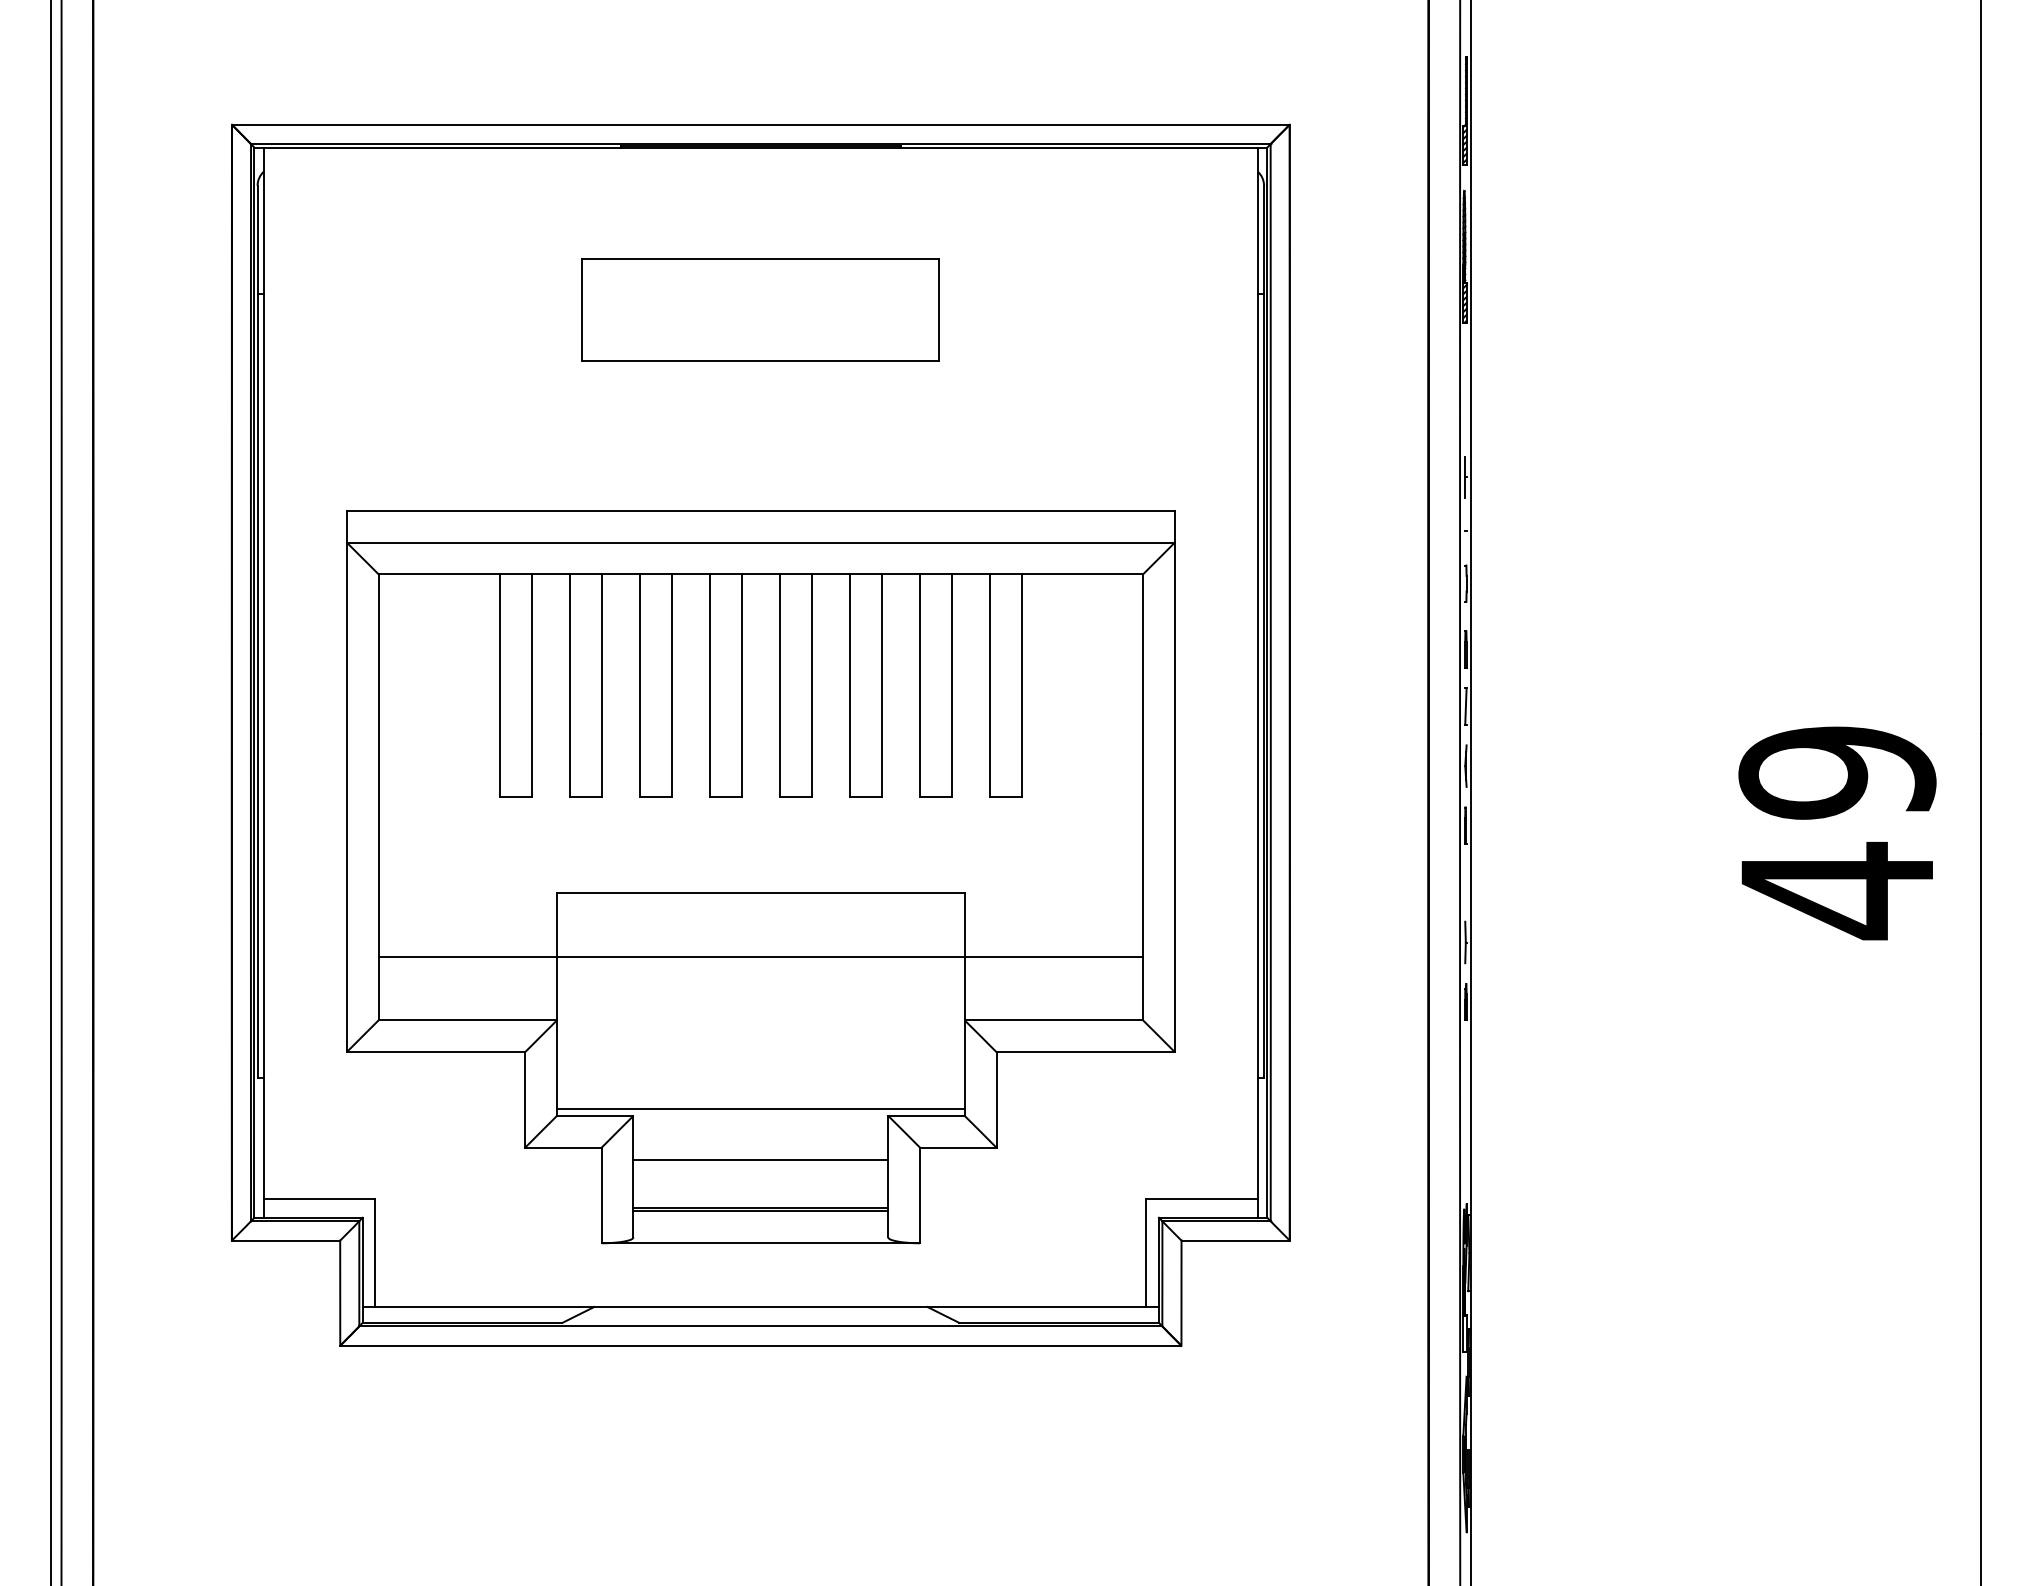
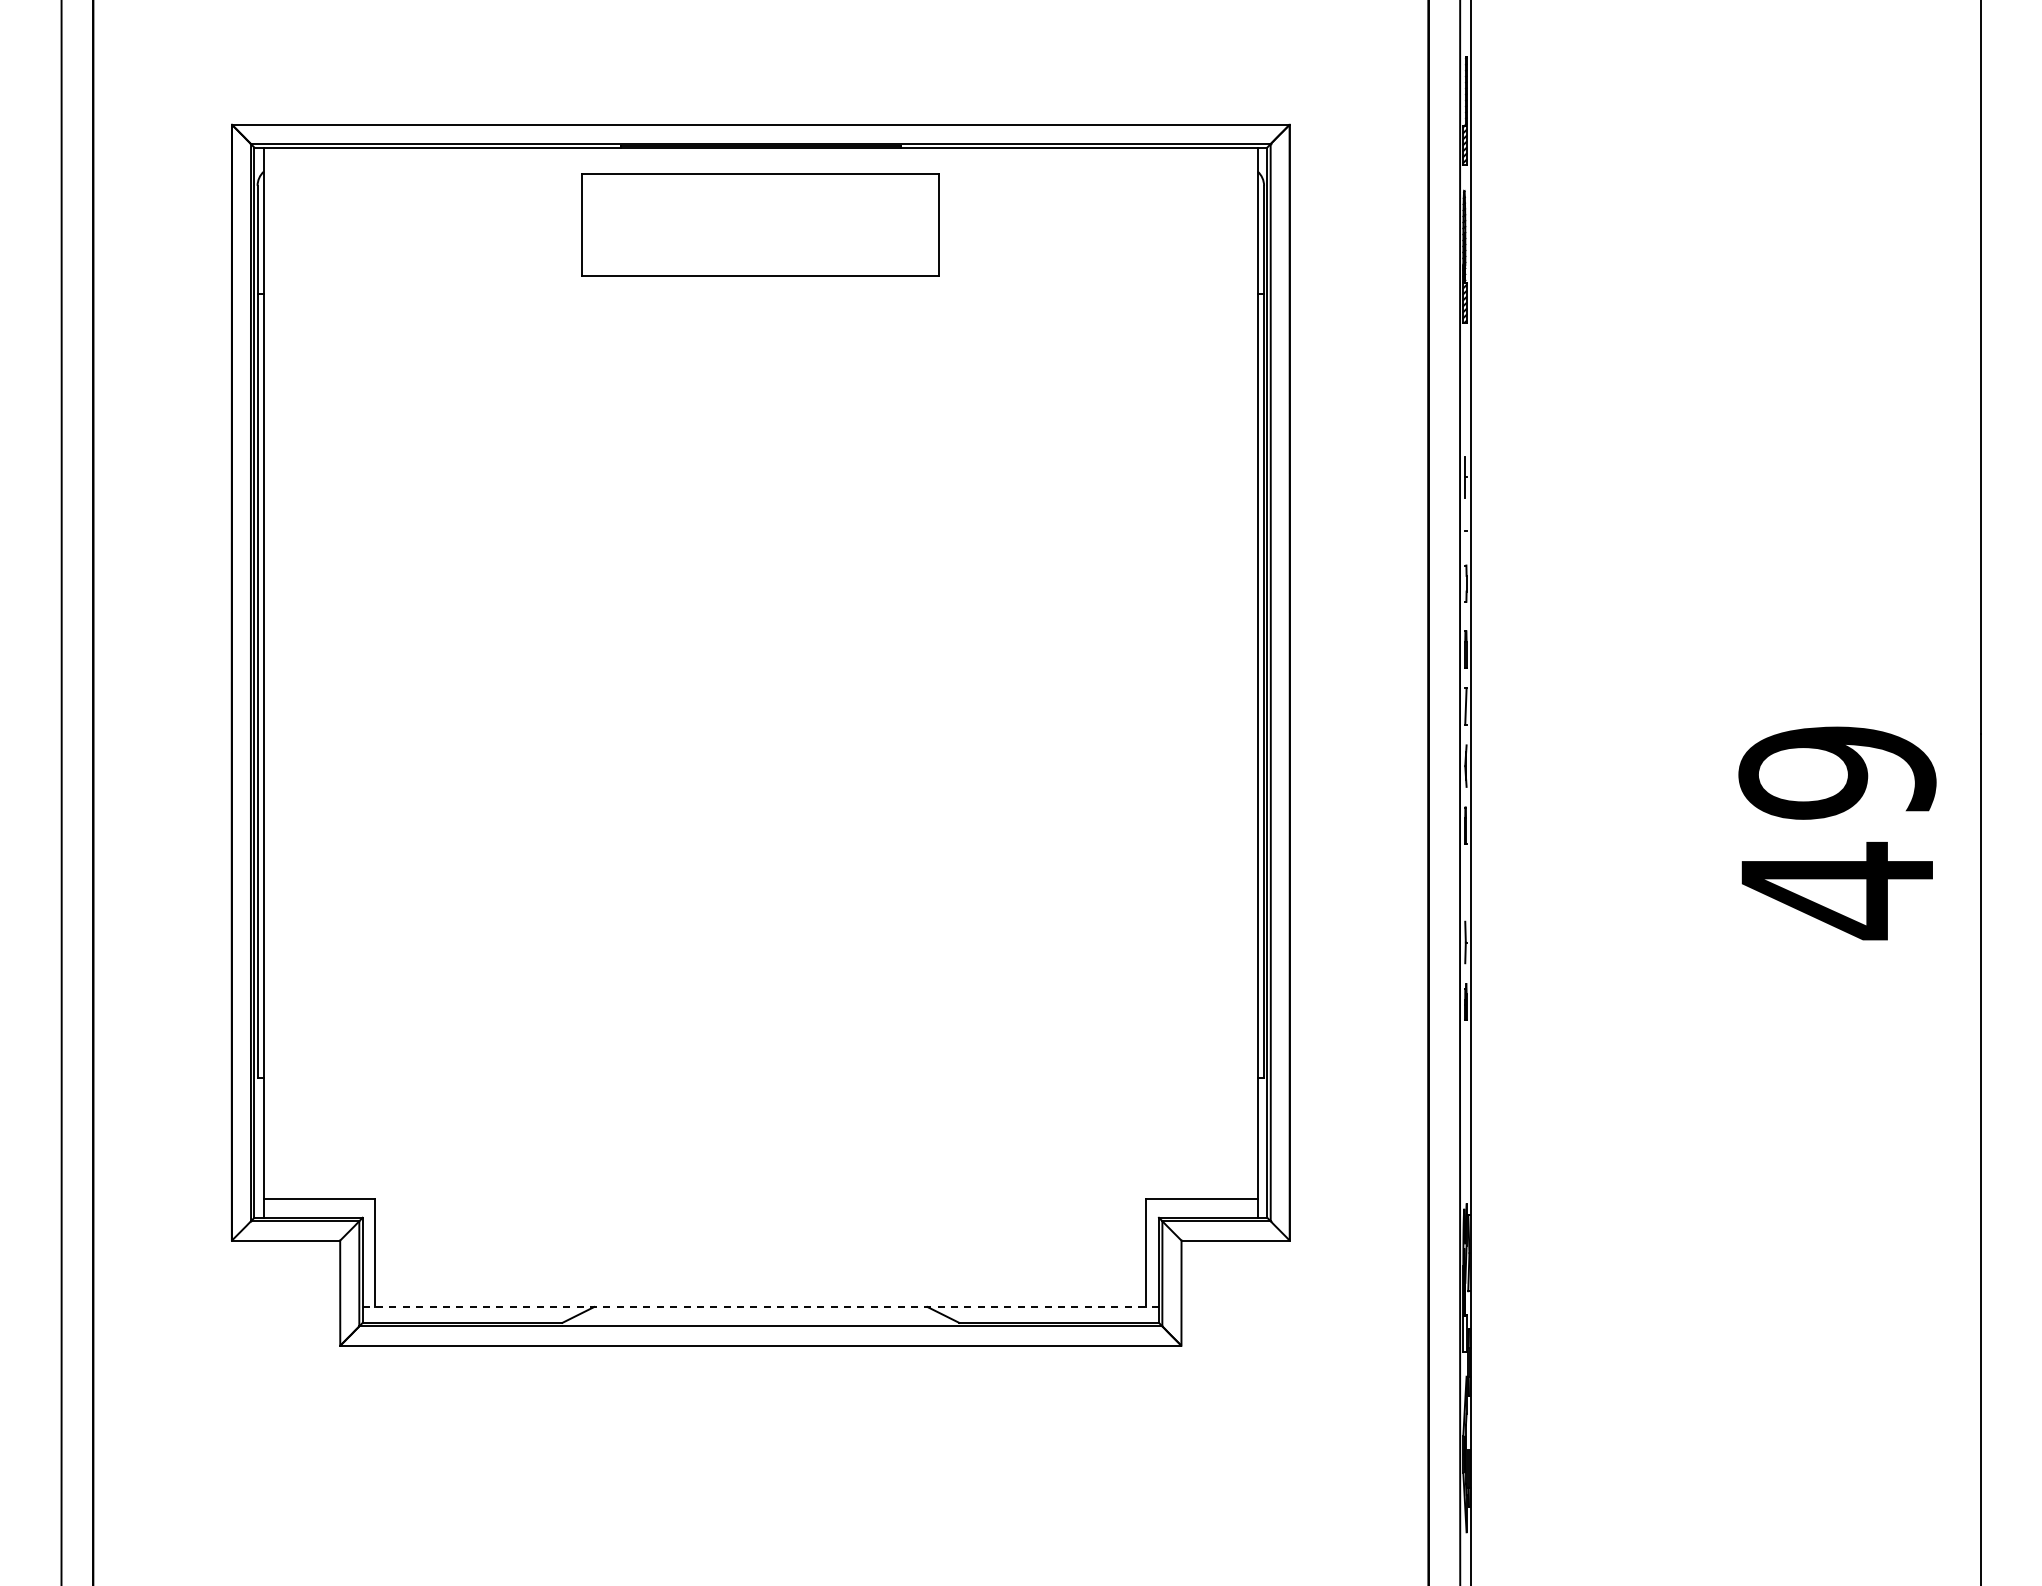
part position: (760, 309) -> (760, 224) (760, 224)
line: present -> none (50, 792)
part: present -> none (760, 877)
line: solid -> dashed (761, 1306)
